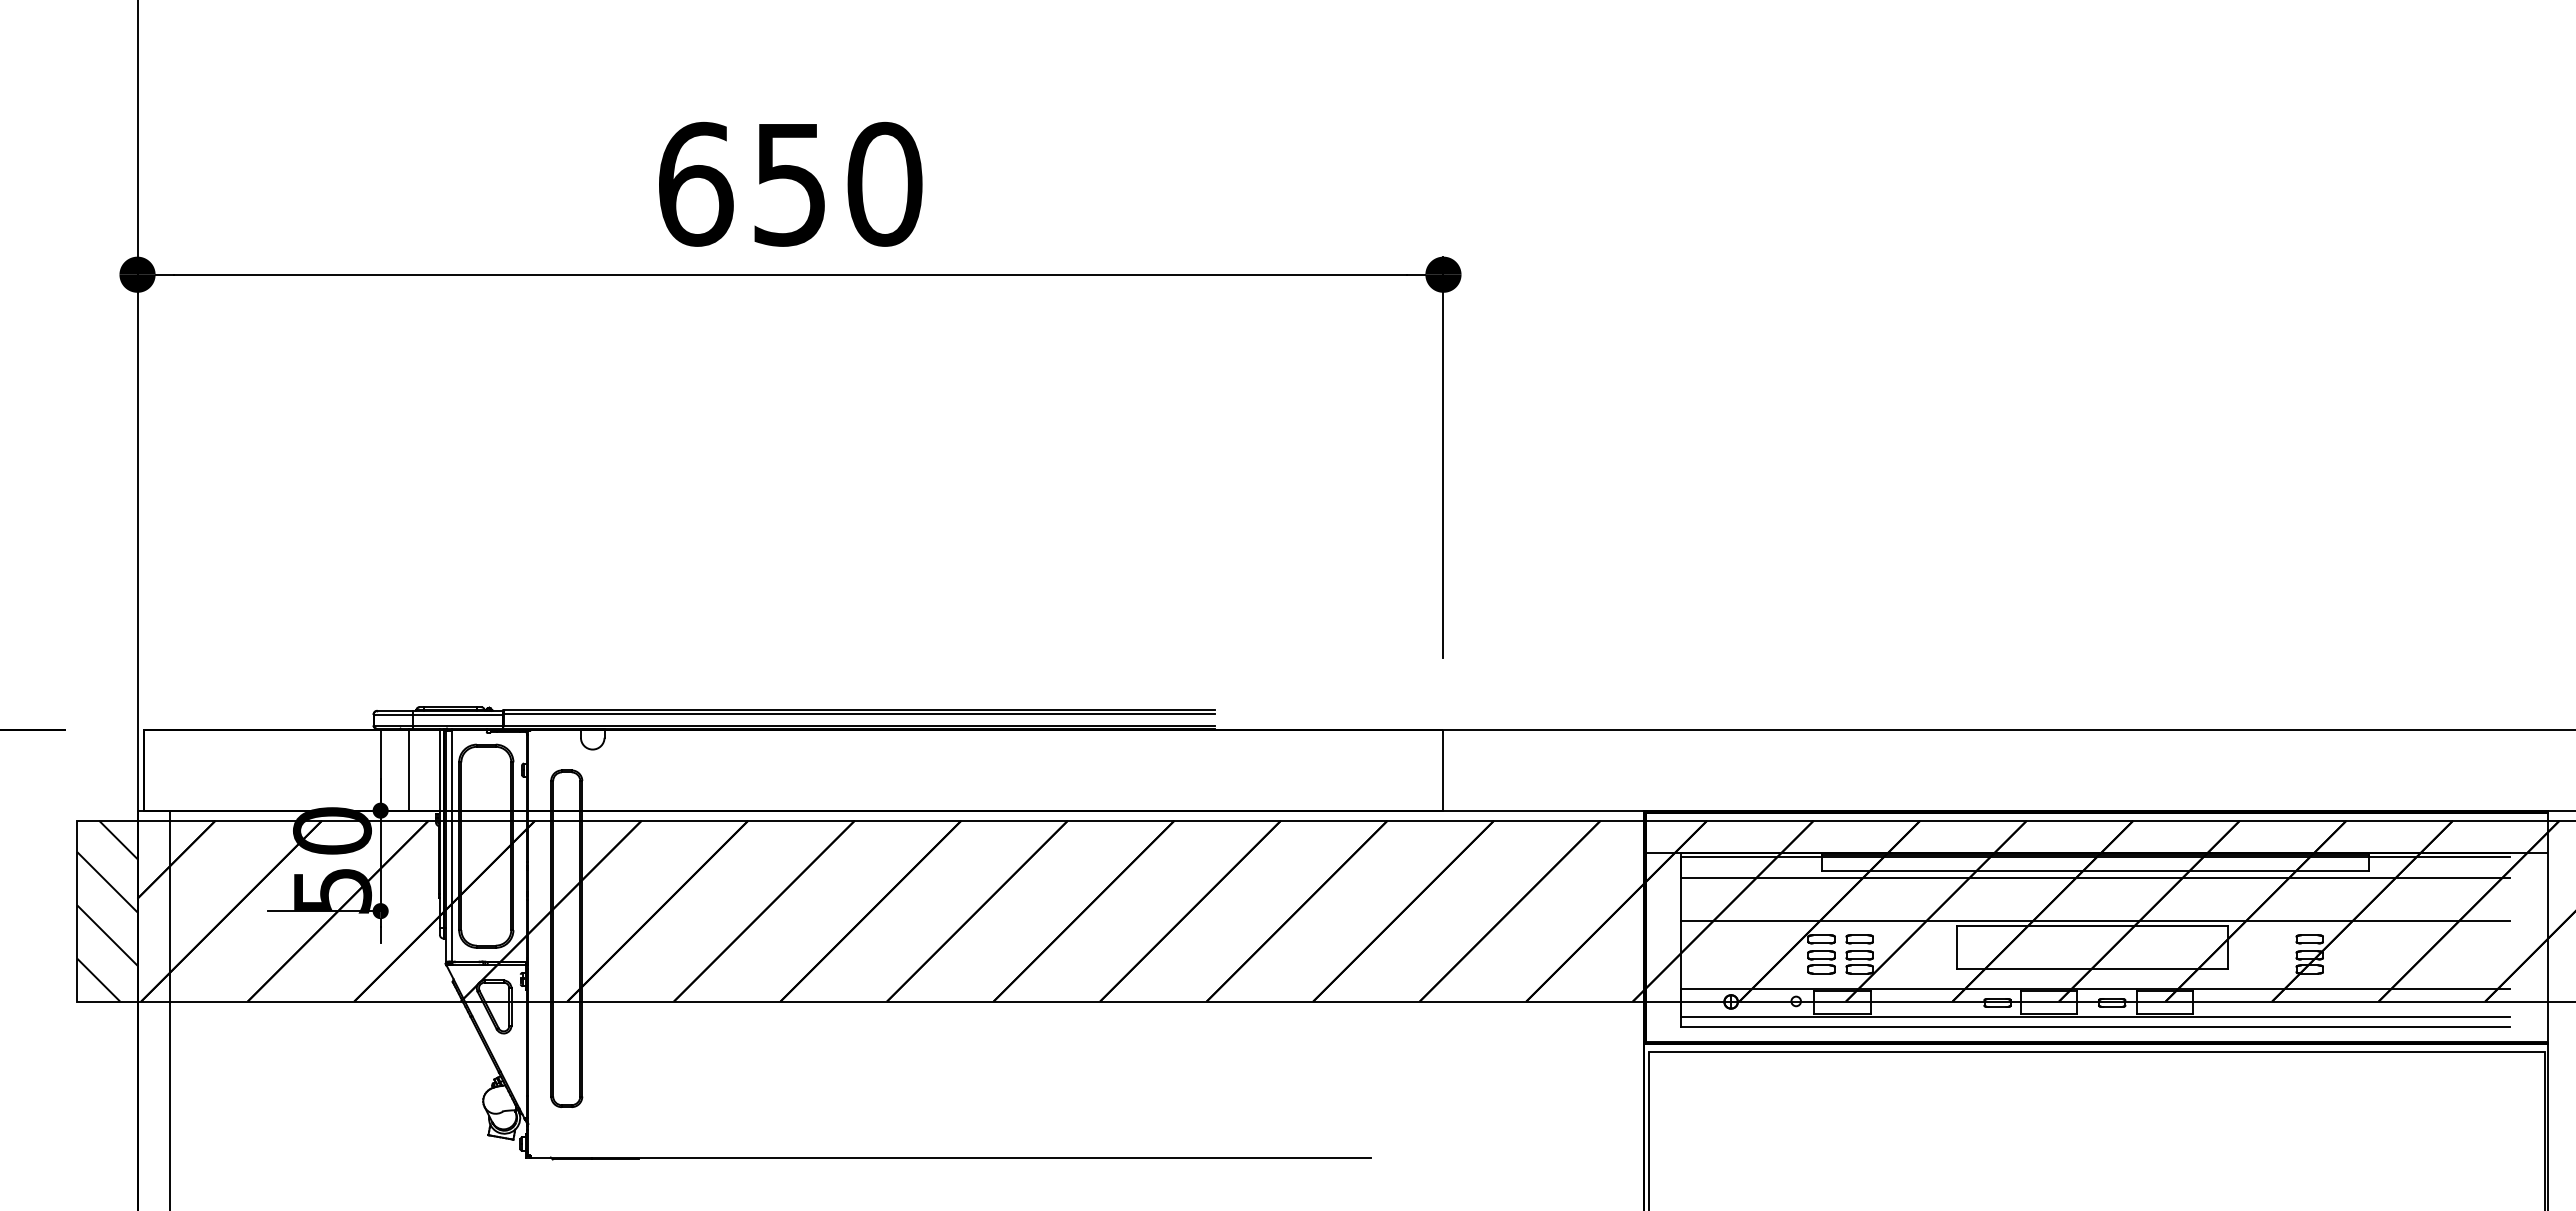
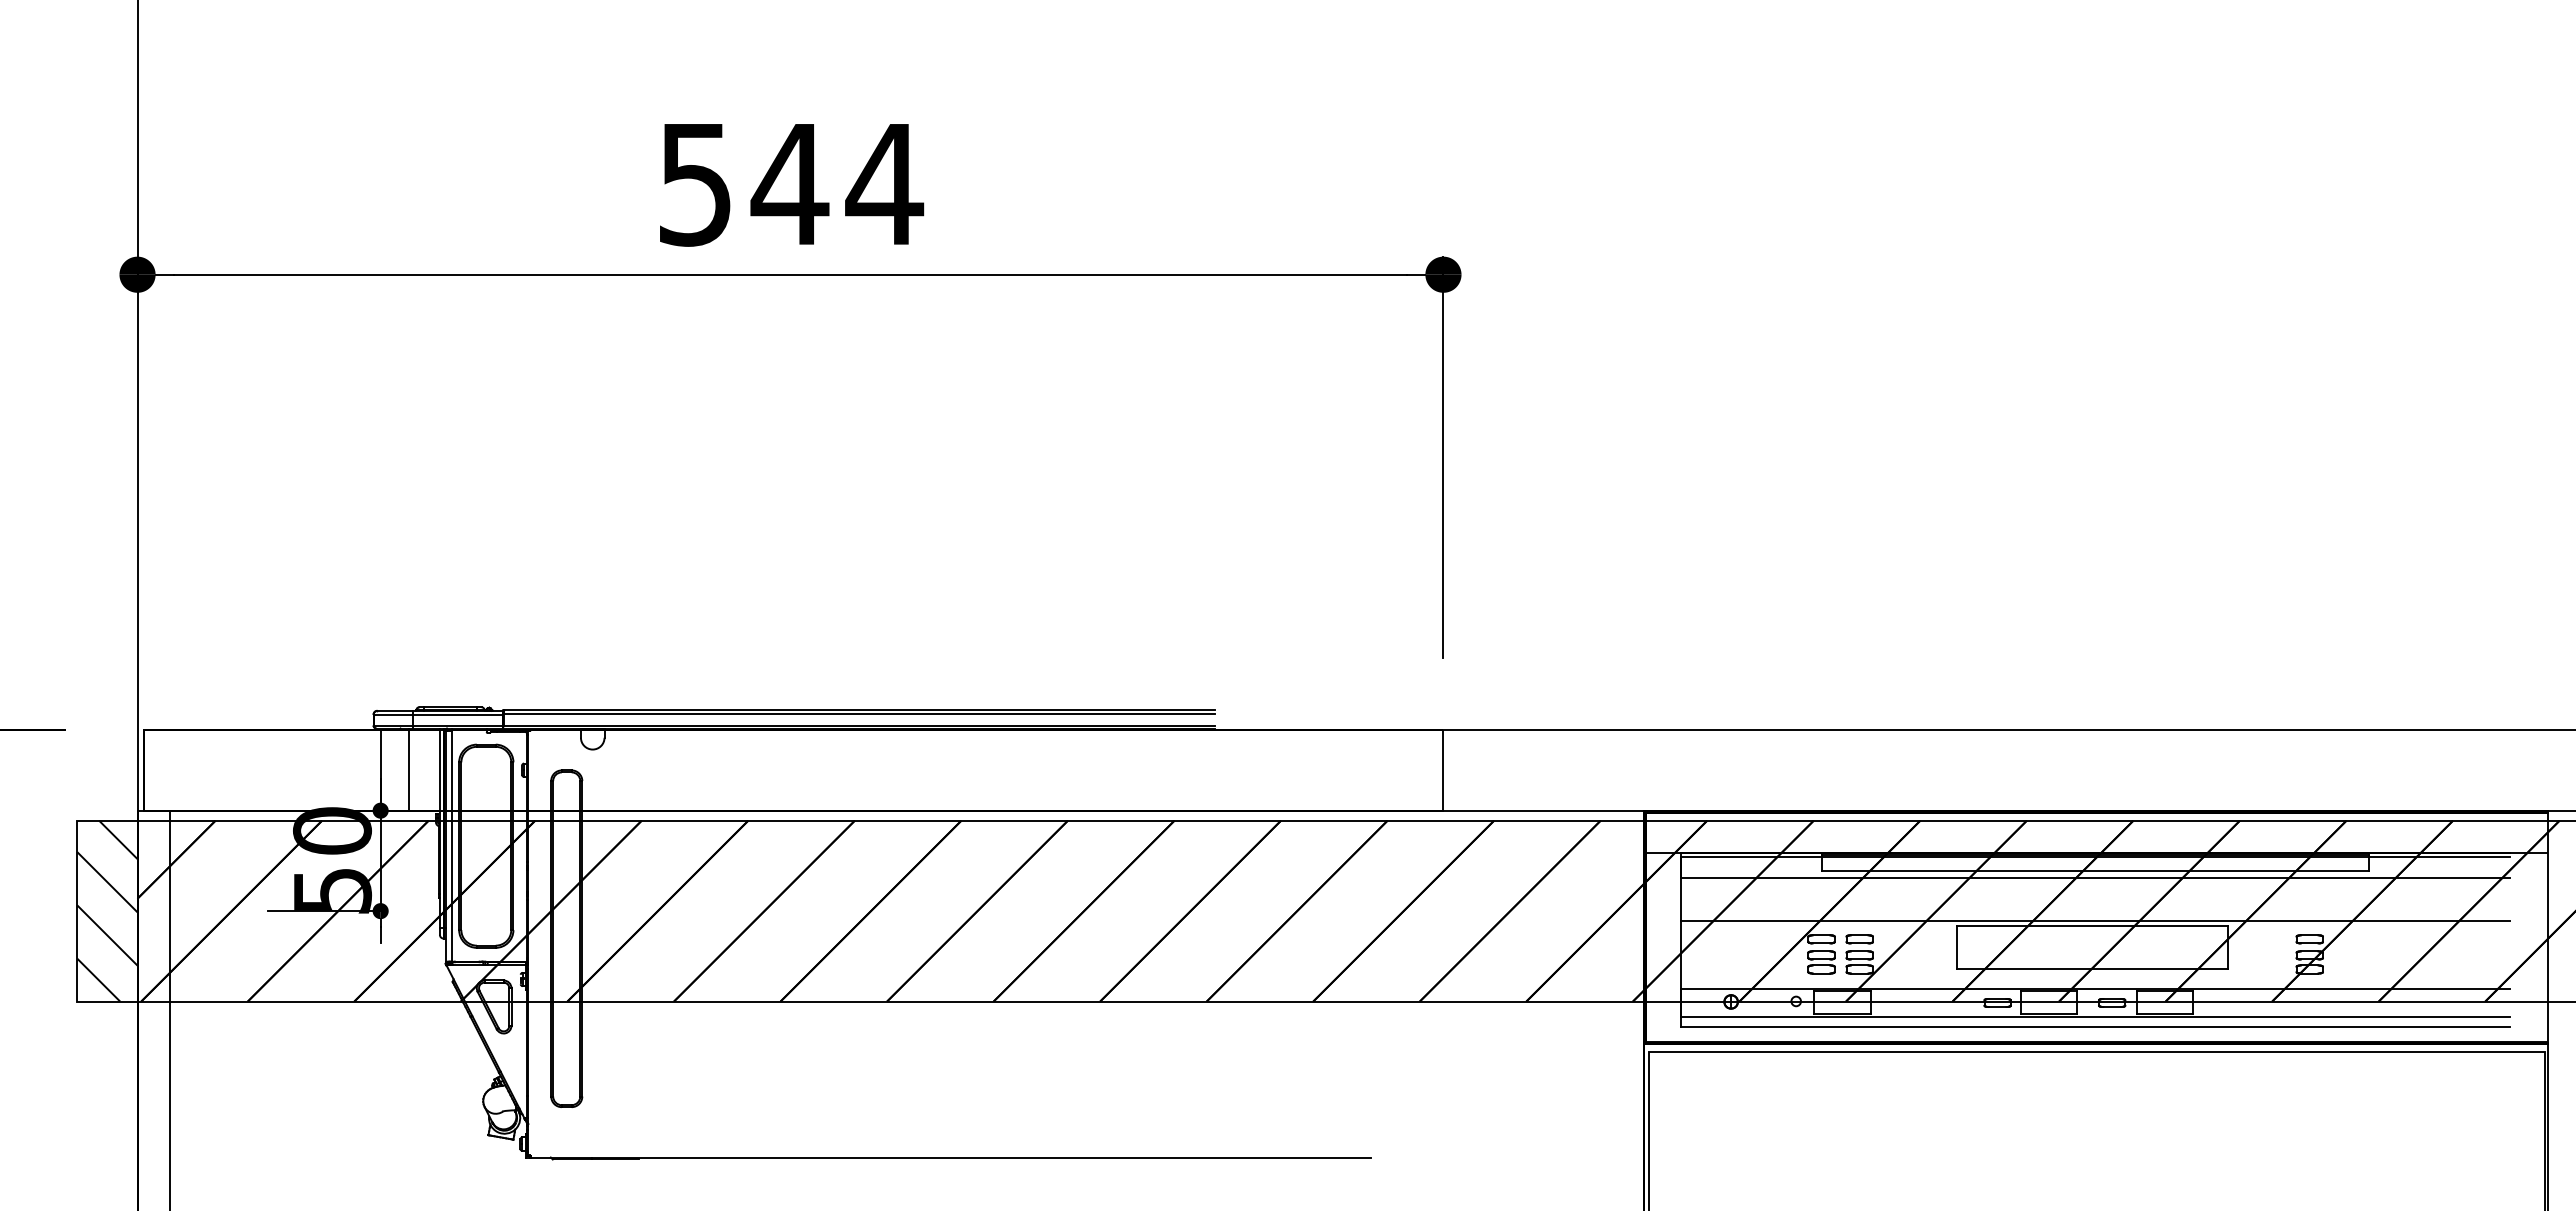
text: 650 -> 544 (791, 183)
